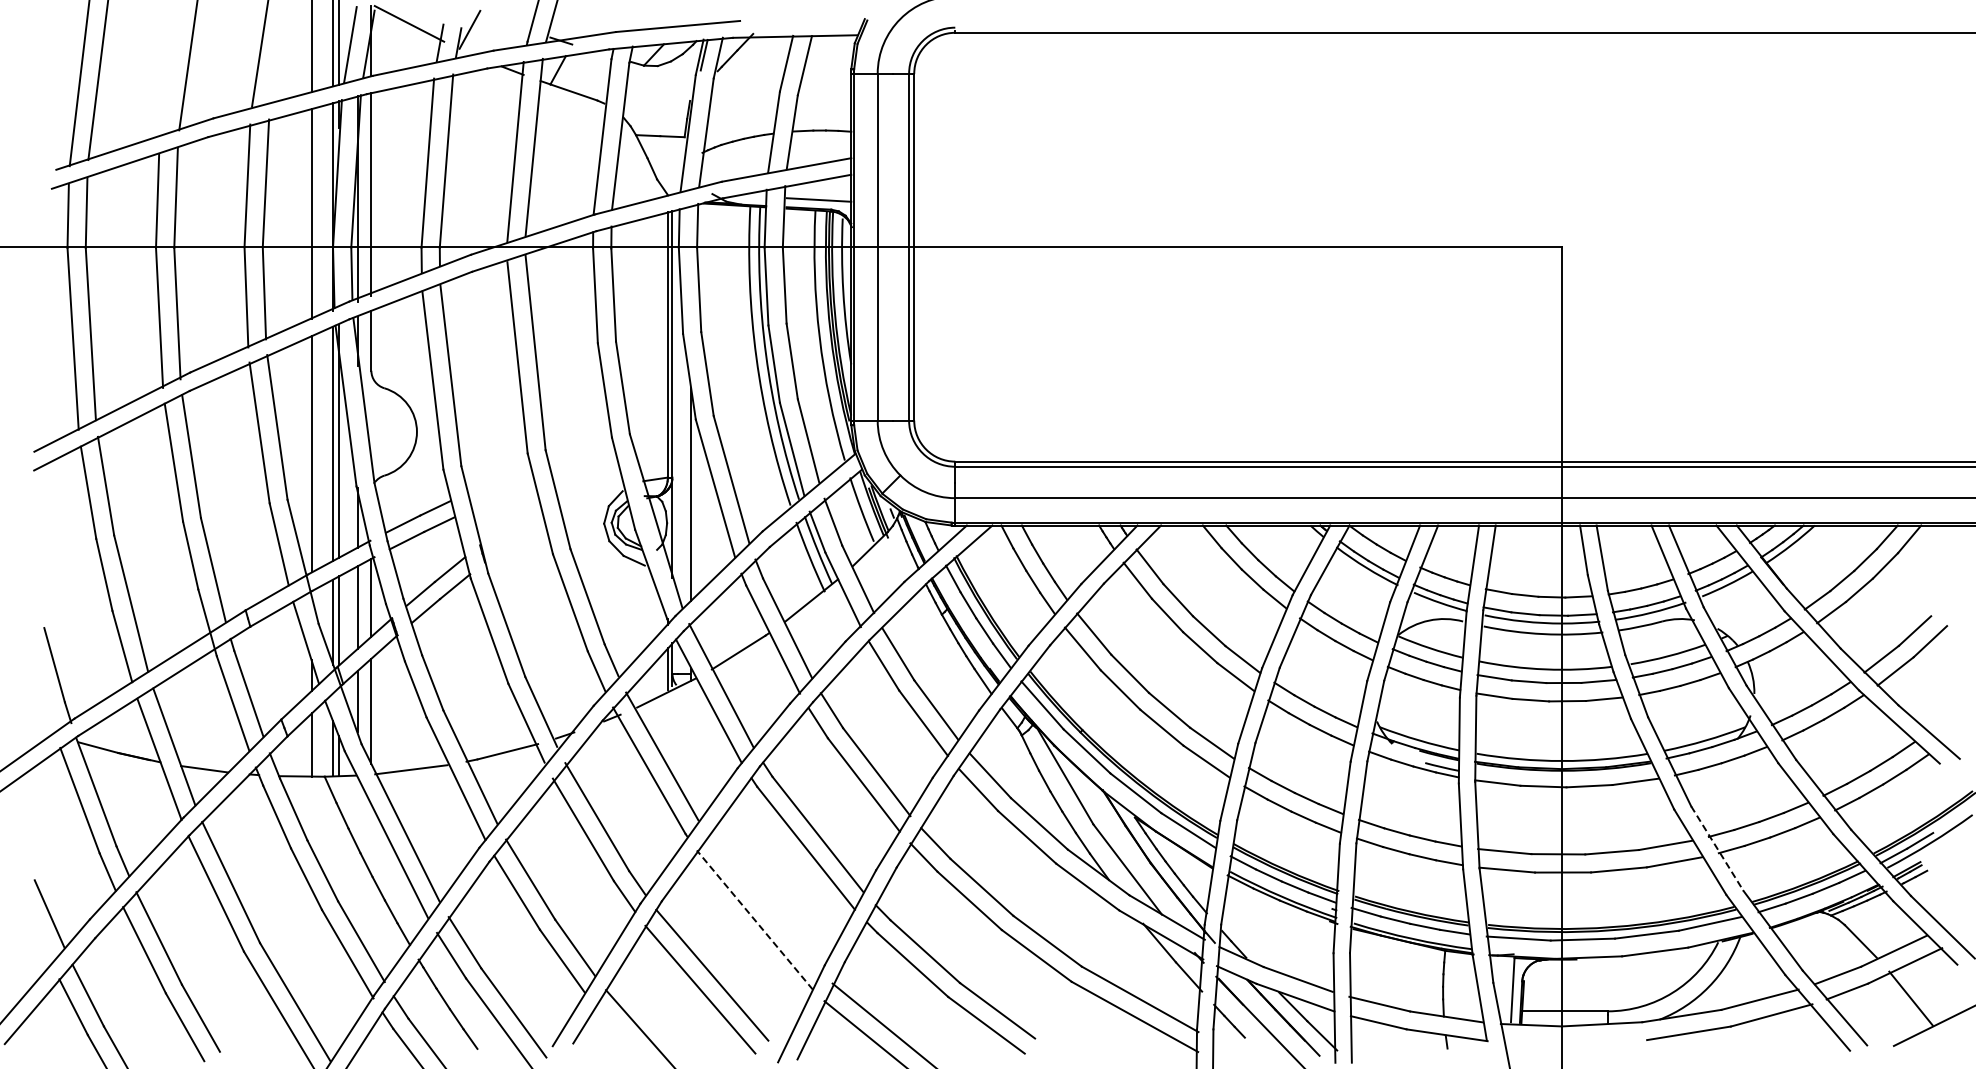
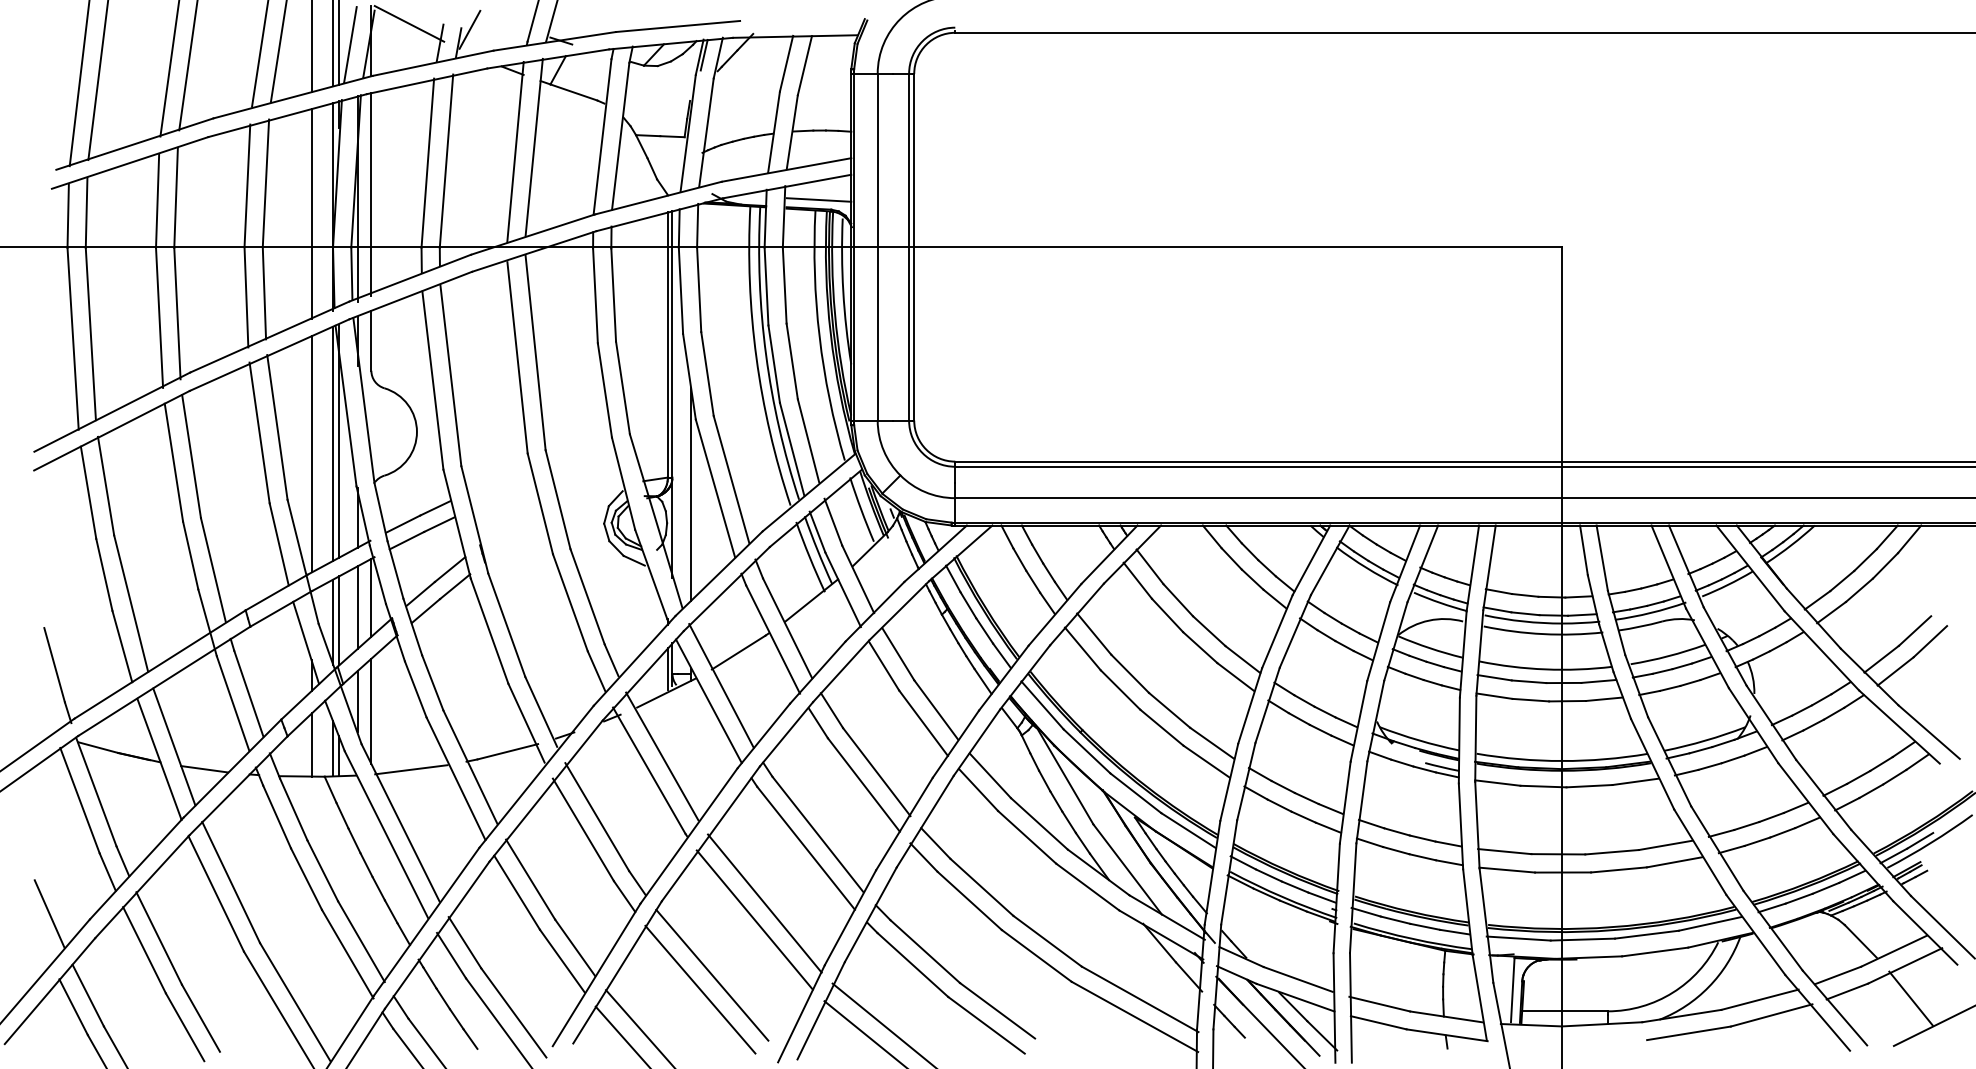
line: none -> present (278, 51)
line: none -> present (169, 69)
line: dashed -> solid (1717, 848)
line: none -> present (764, 903)
line: dashed -> solid (754, 920)
line: none -> present (621, 1035)
